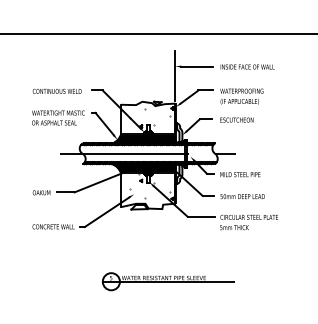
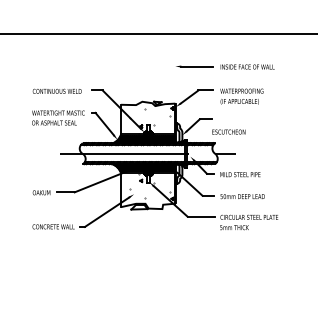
line: present -> none (175, 75)
text position: (236, 119) -> (228, 131) (228, 131)
part: present -> none (168, 281)
